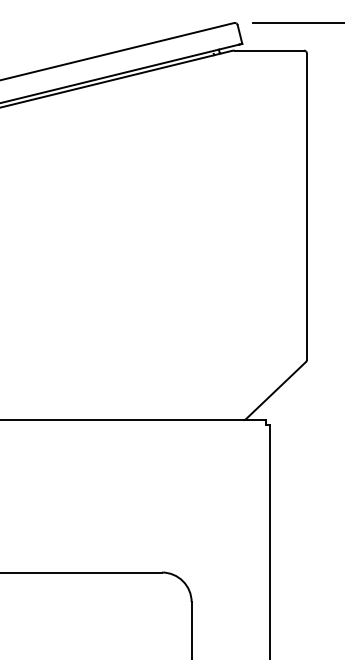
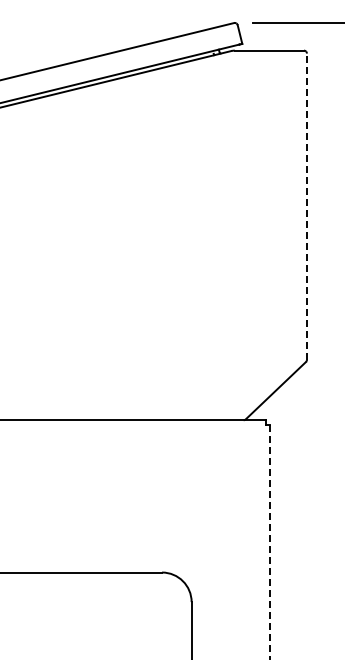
line: solid -> dashed (306, 206)
line: solid -> dashed (270, 542)
